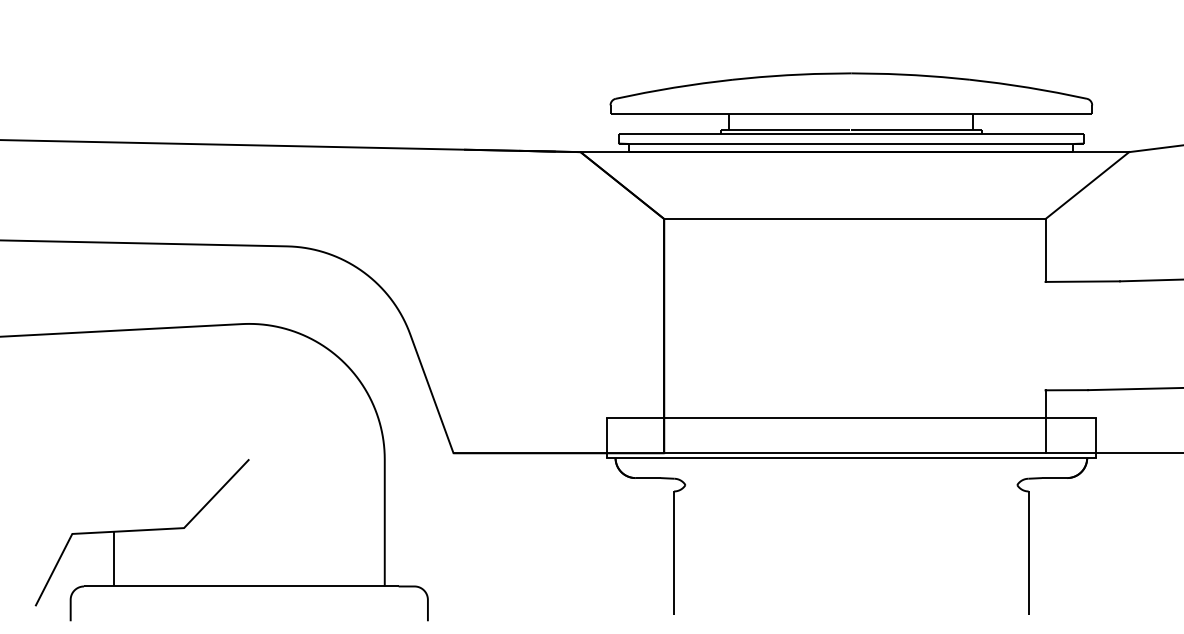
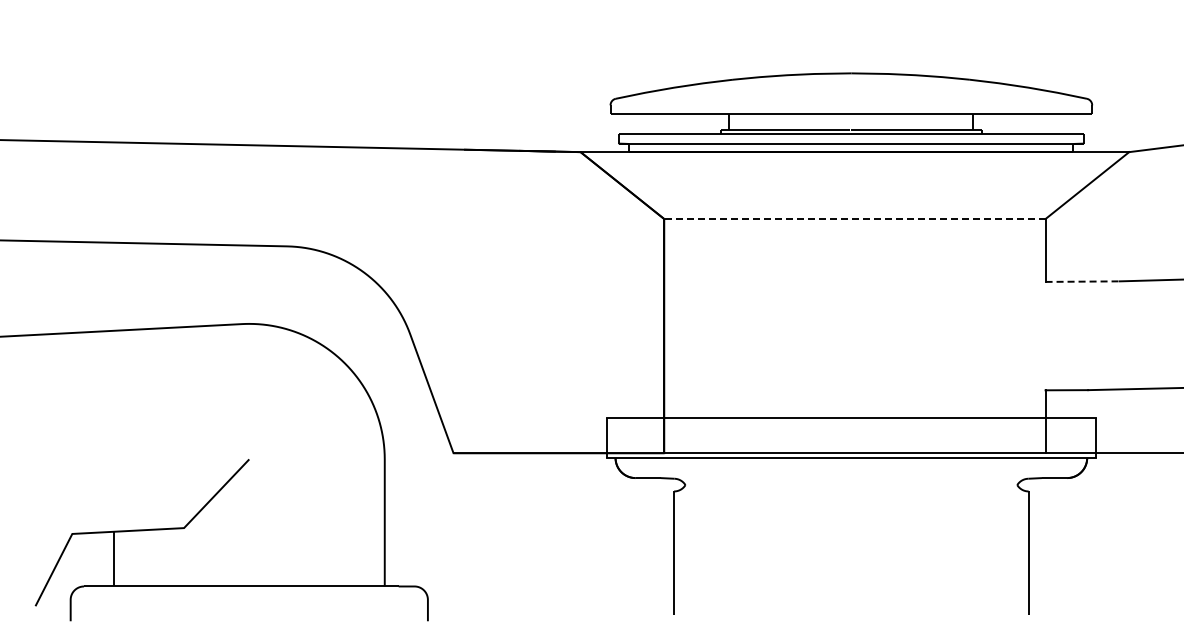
line: solid -> dashed (854, 219)
line: solid -> dashed (1083, 281)
